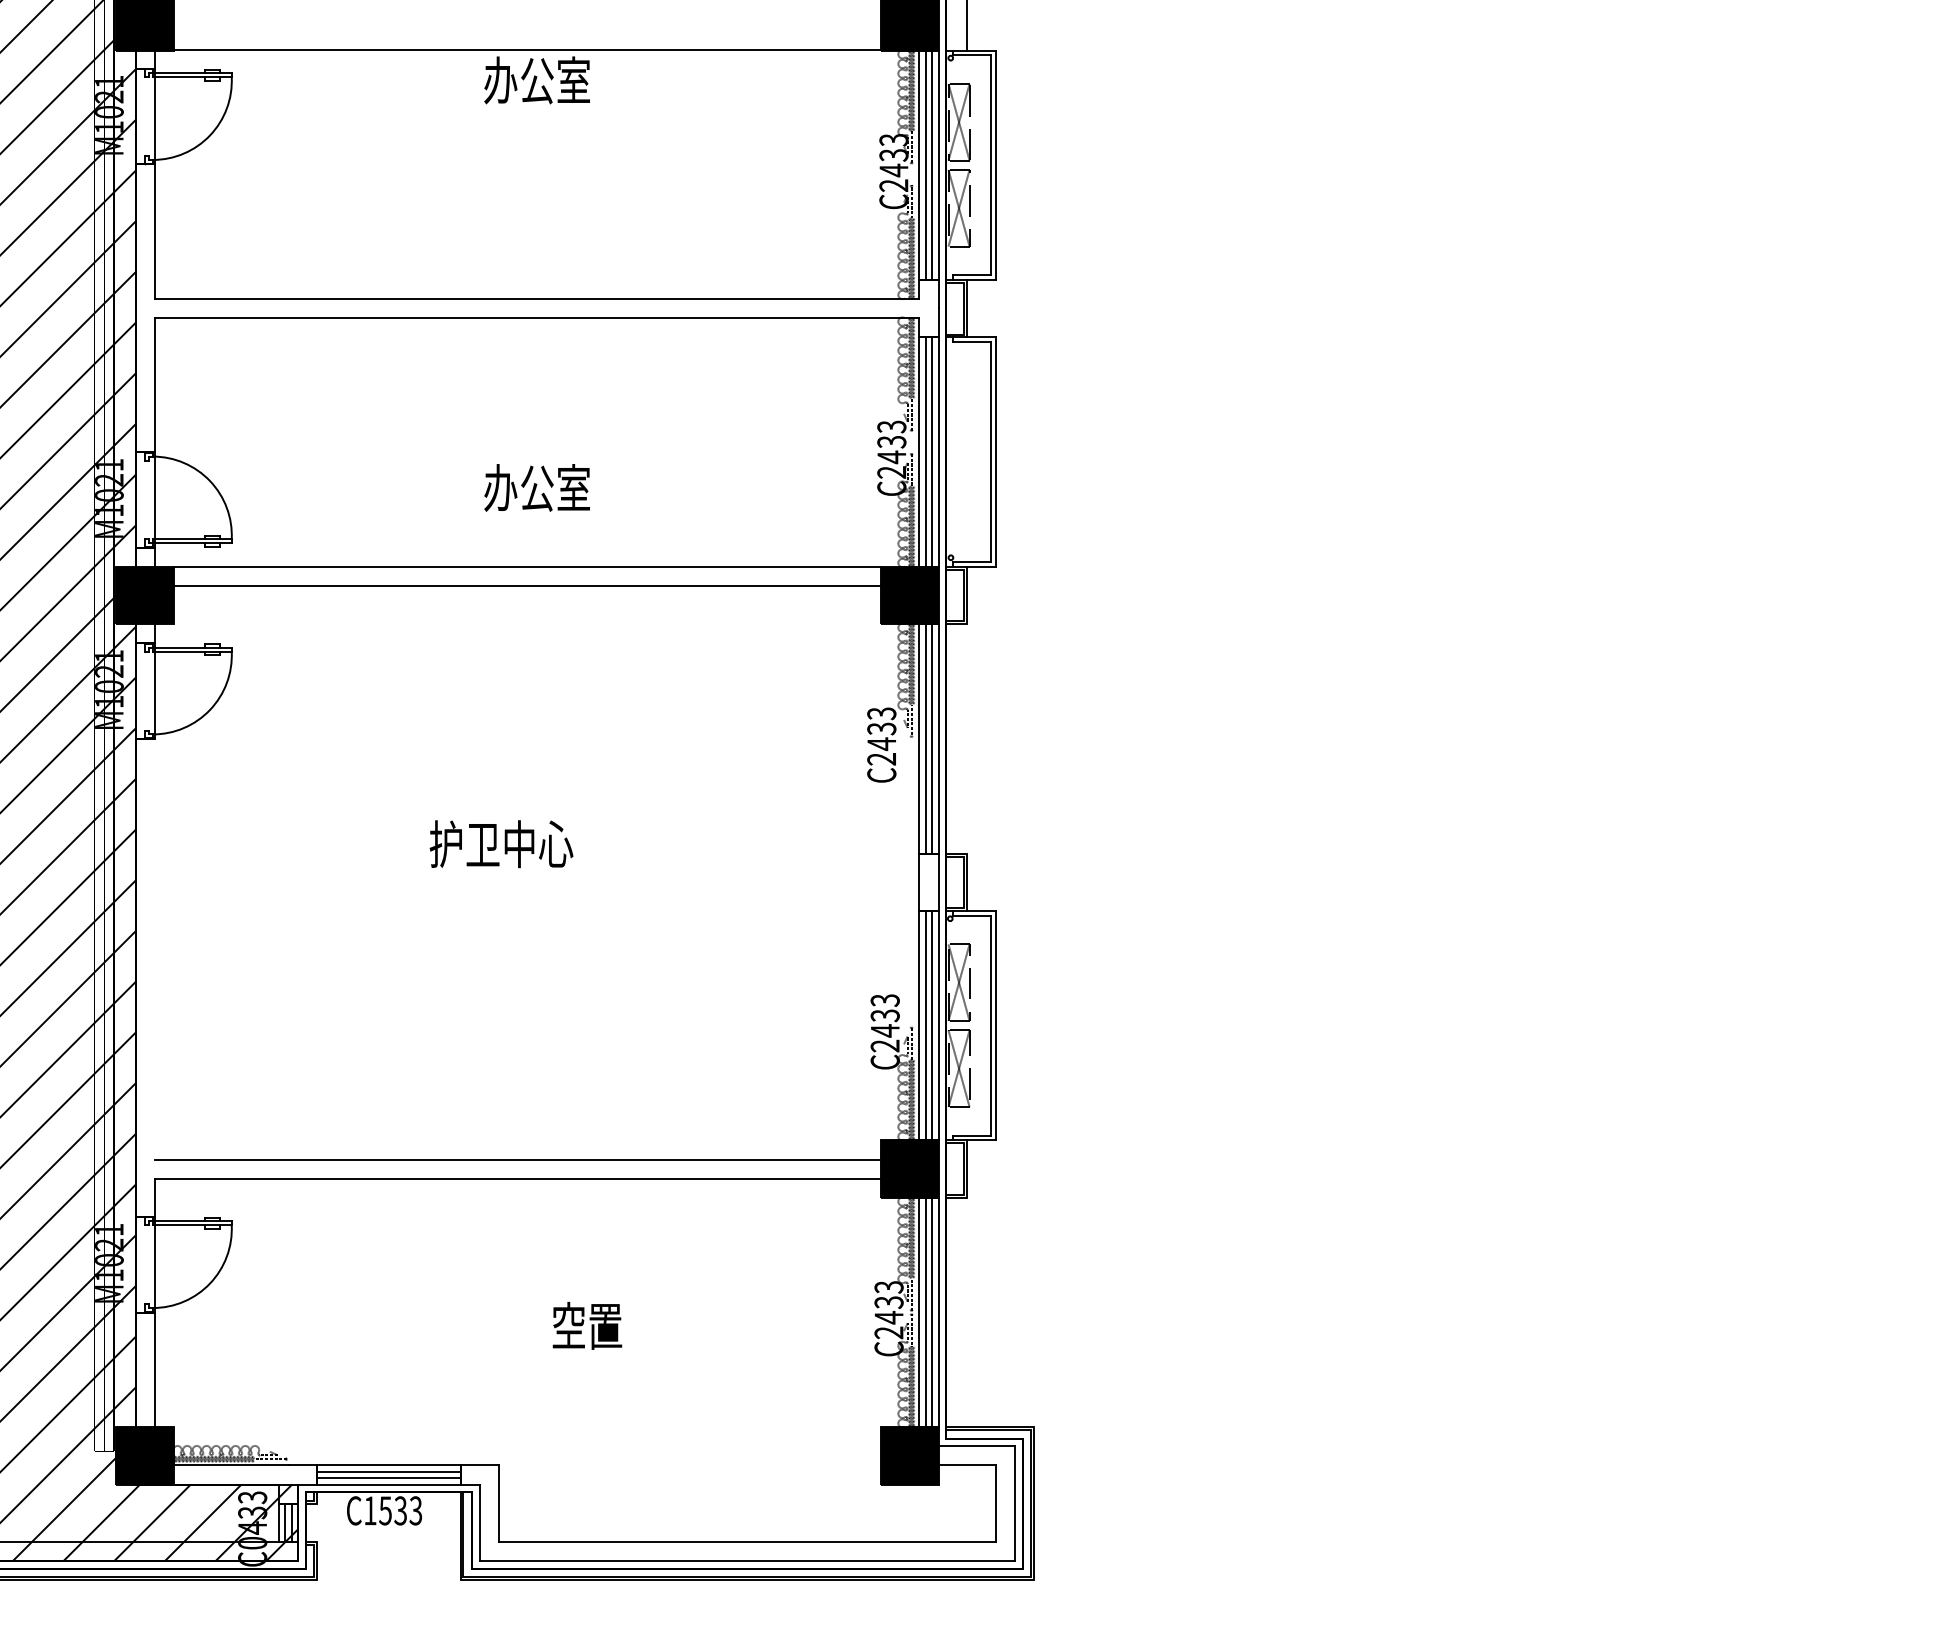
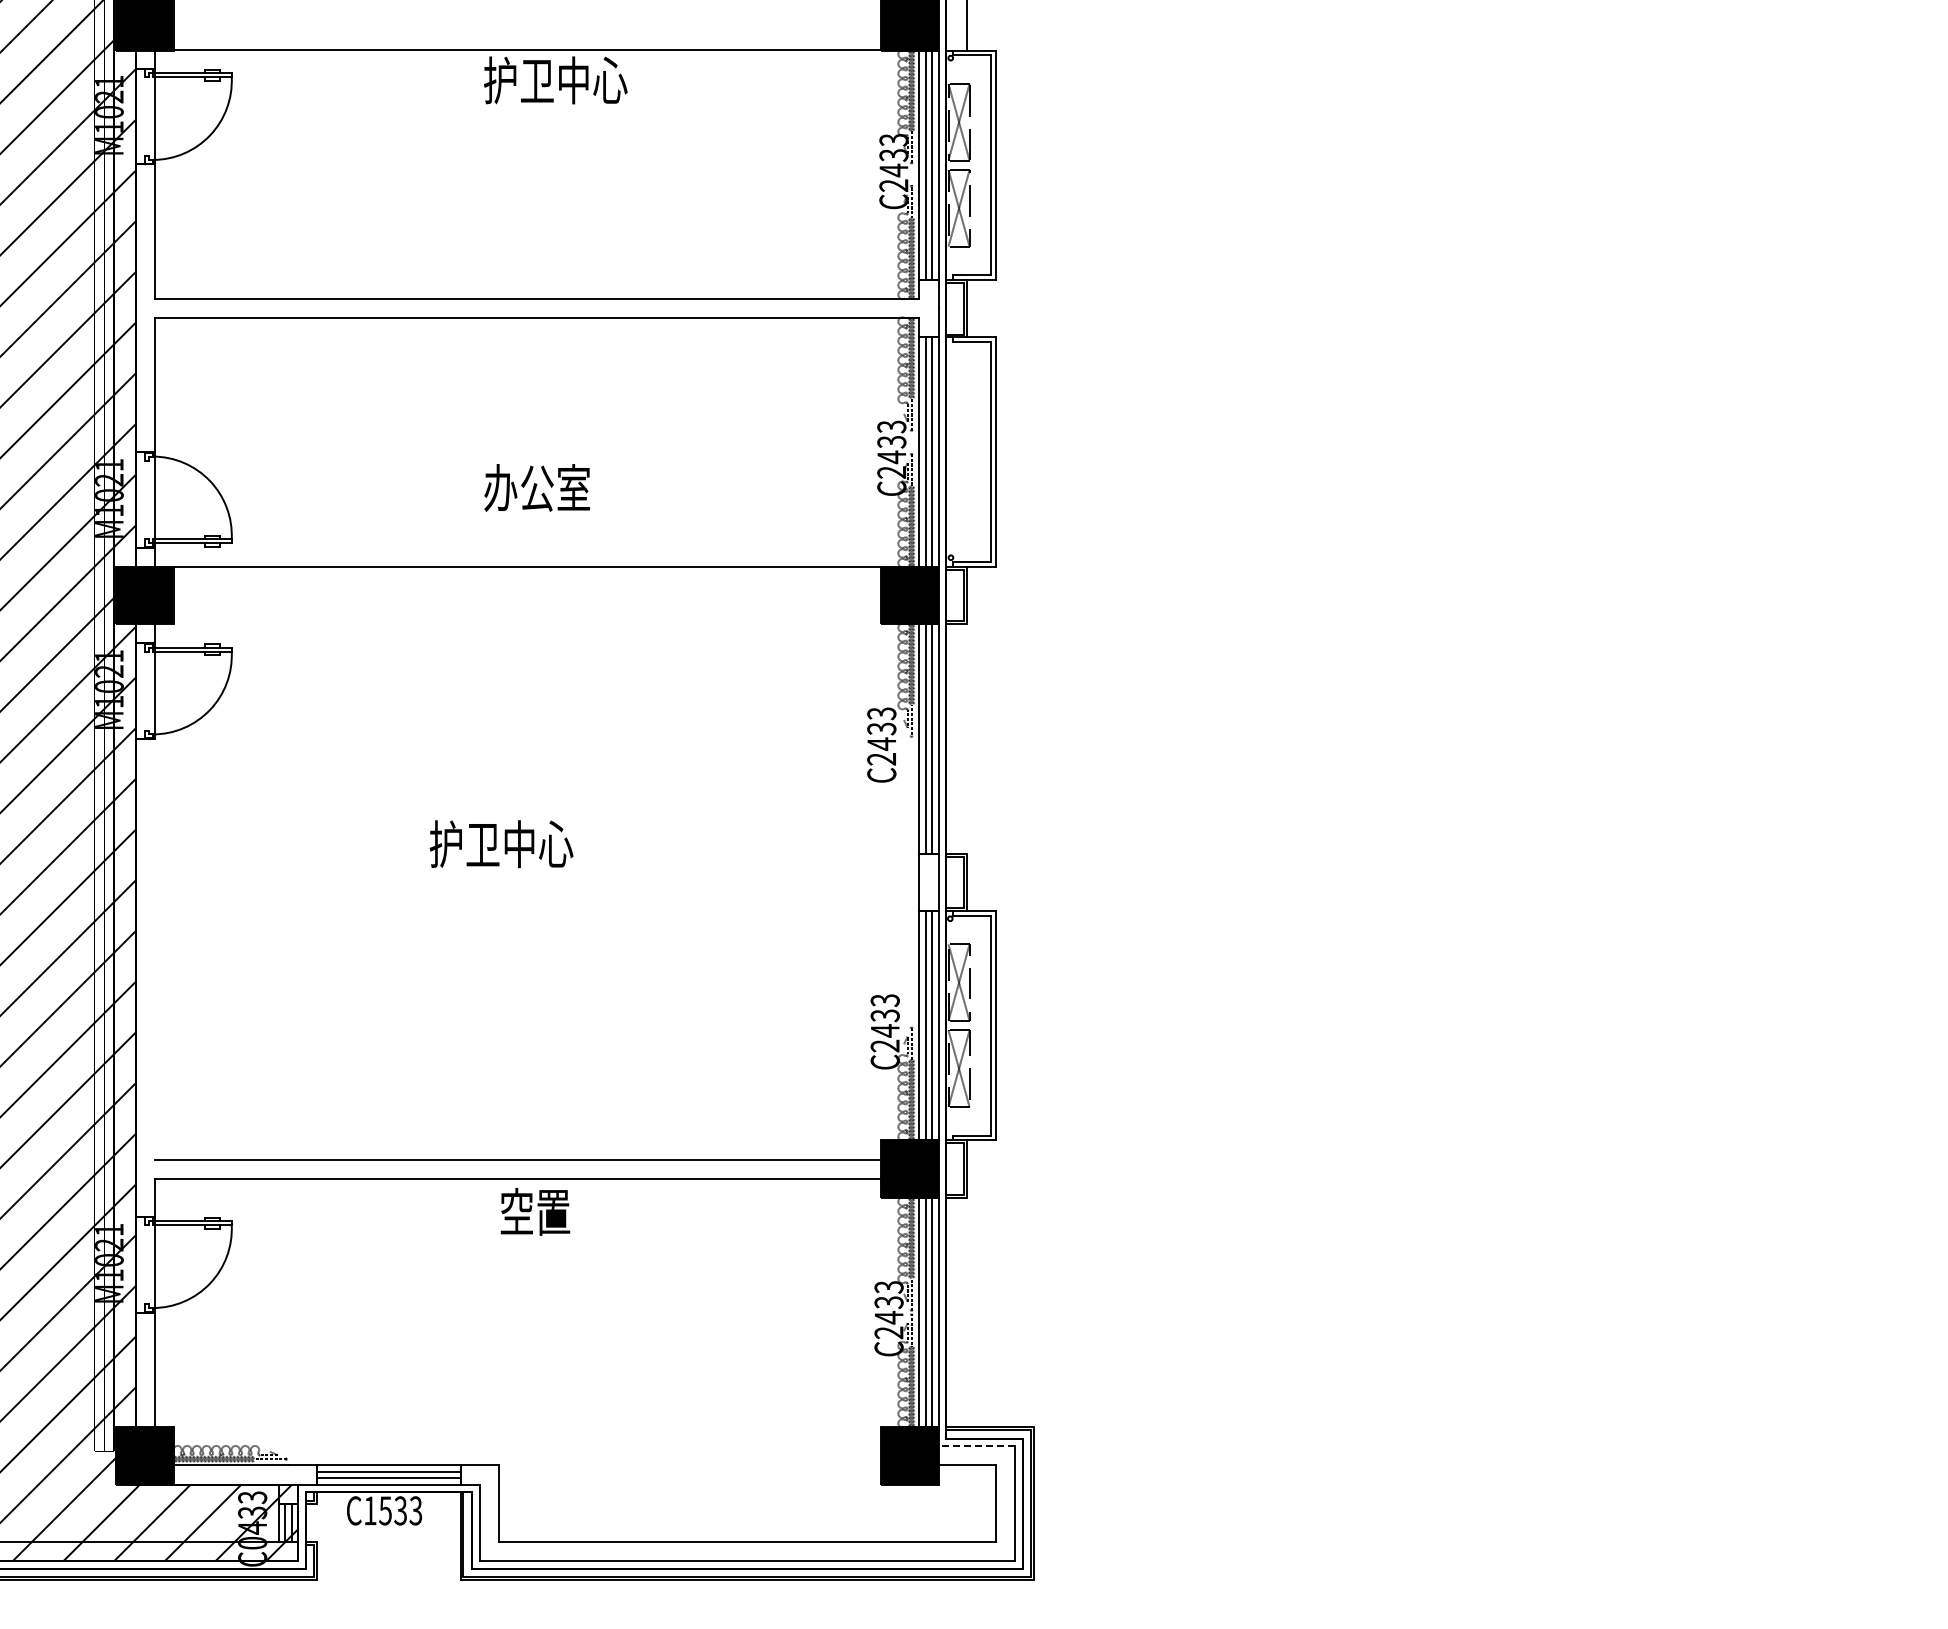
text: 办公室 -> 护卫中心 (555, 80)
line: present -> none (527, 585)
text position: (587, 1325) -> (535, 1211) (535, 1211)
line: solid -> dashed (976, 1446)
